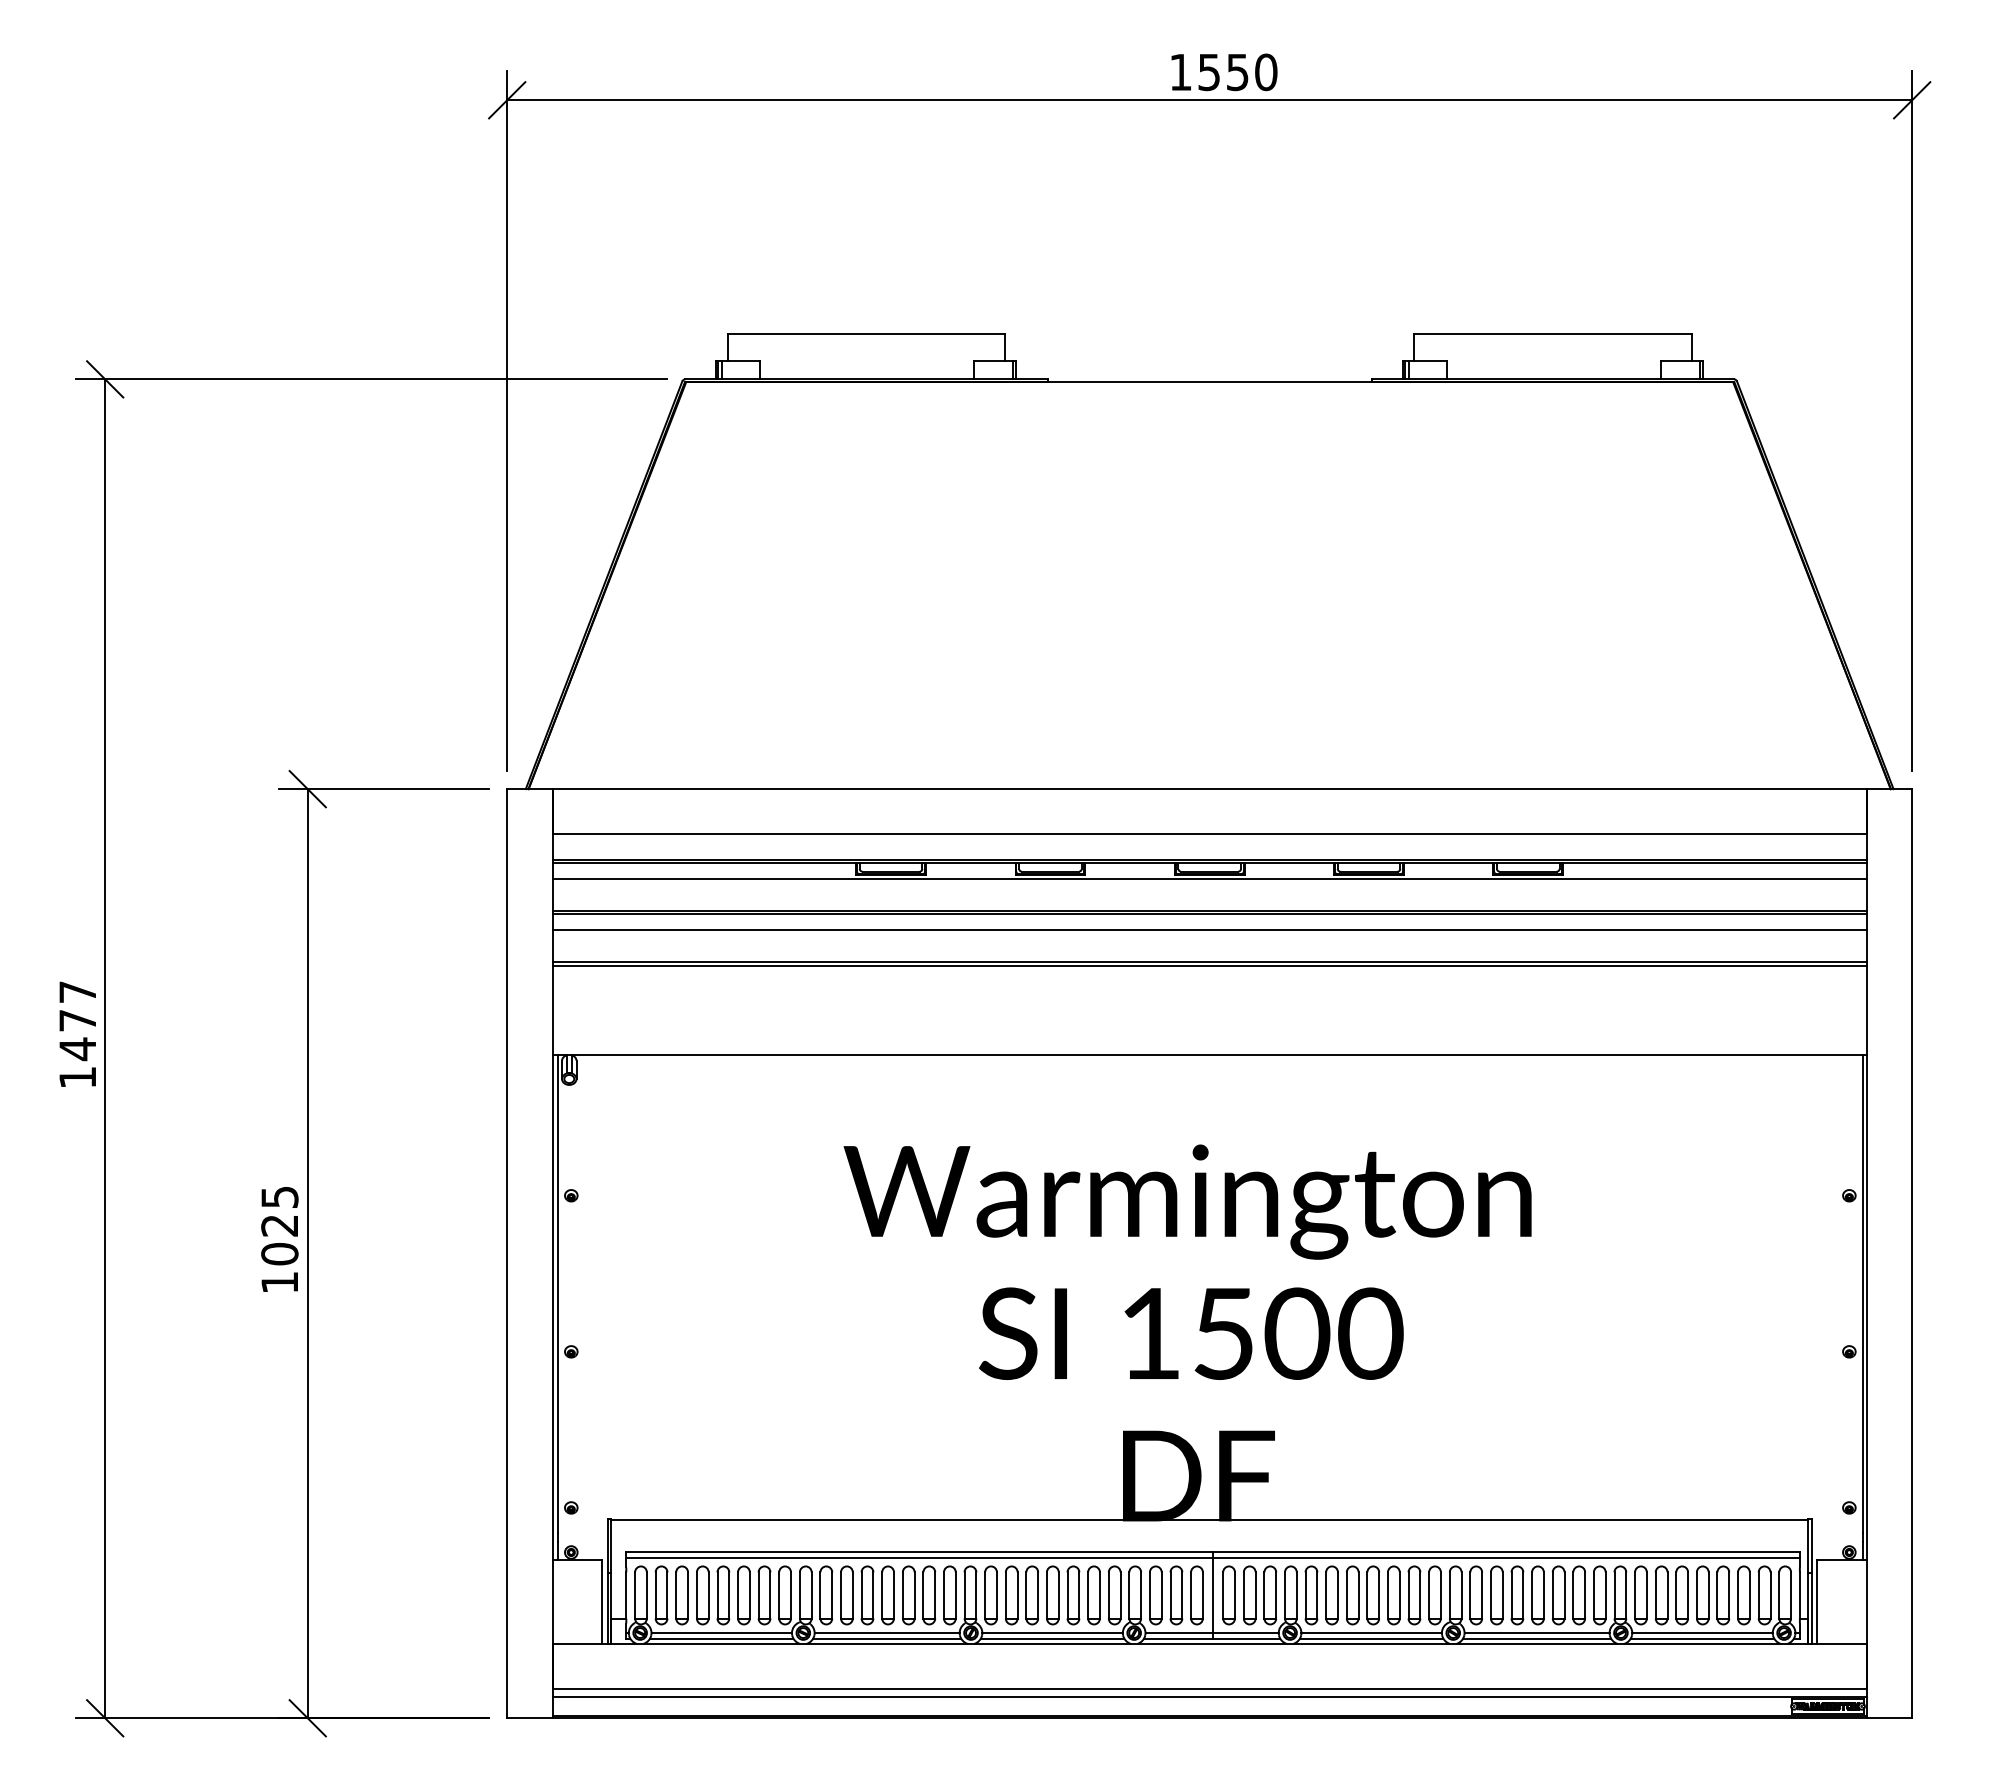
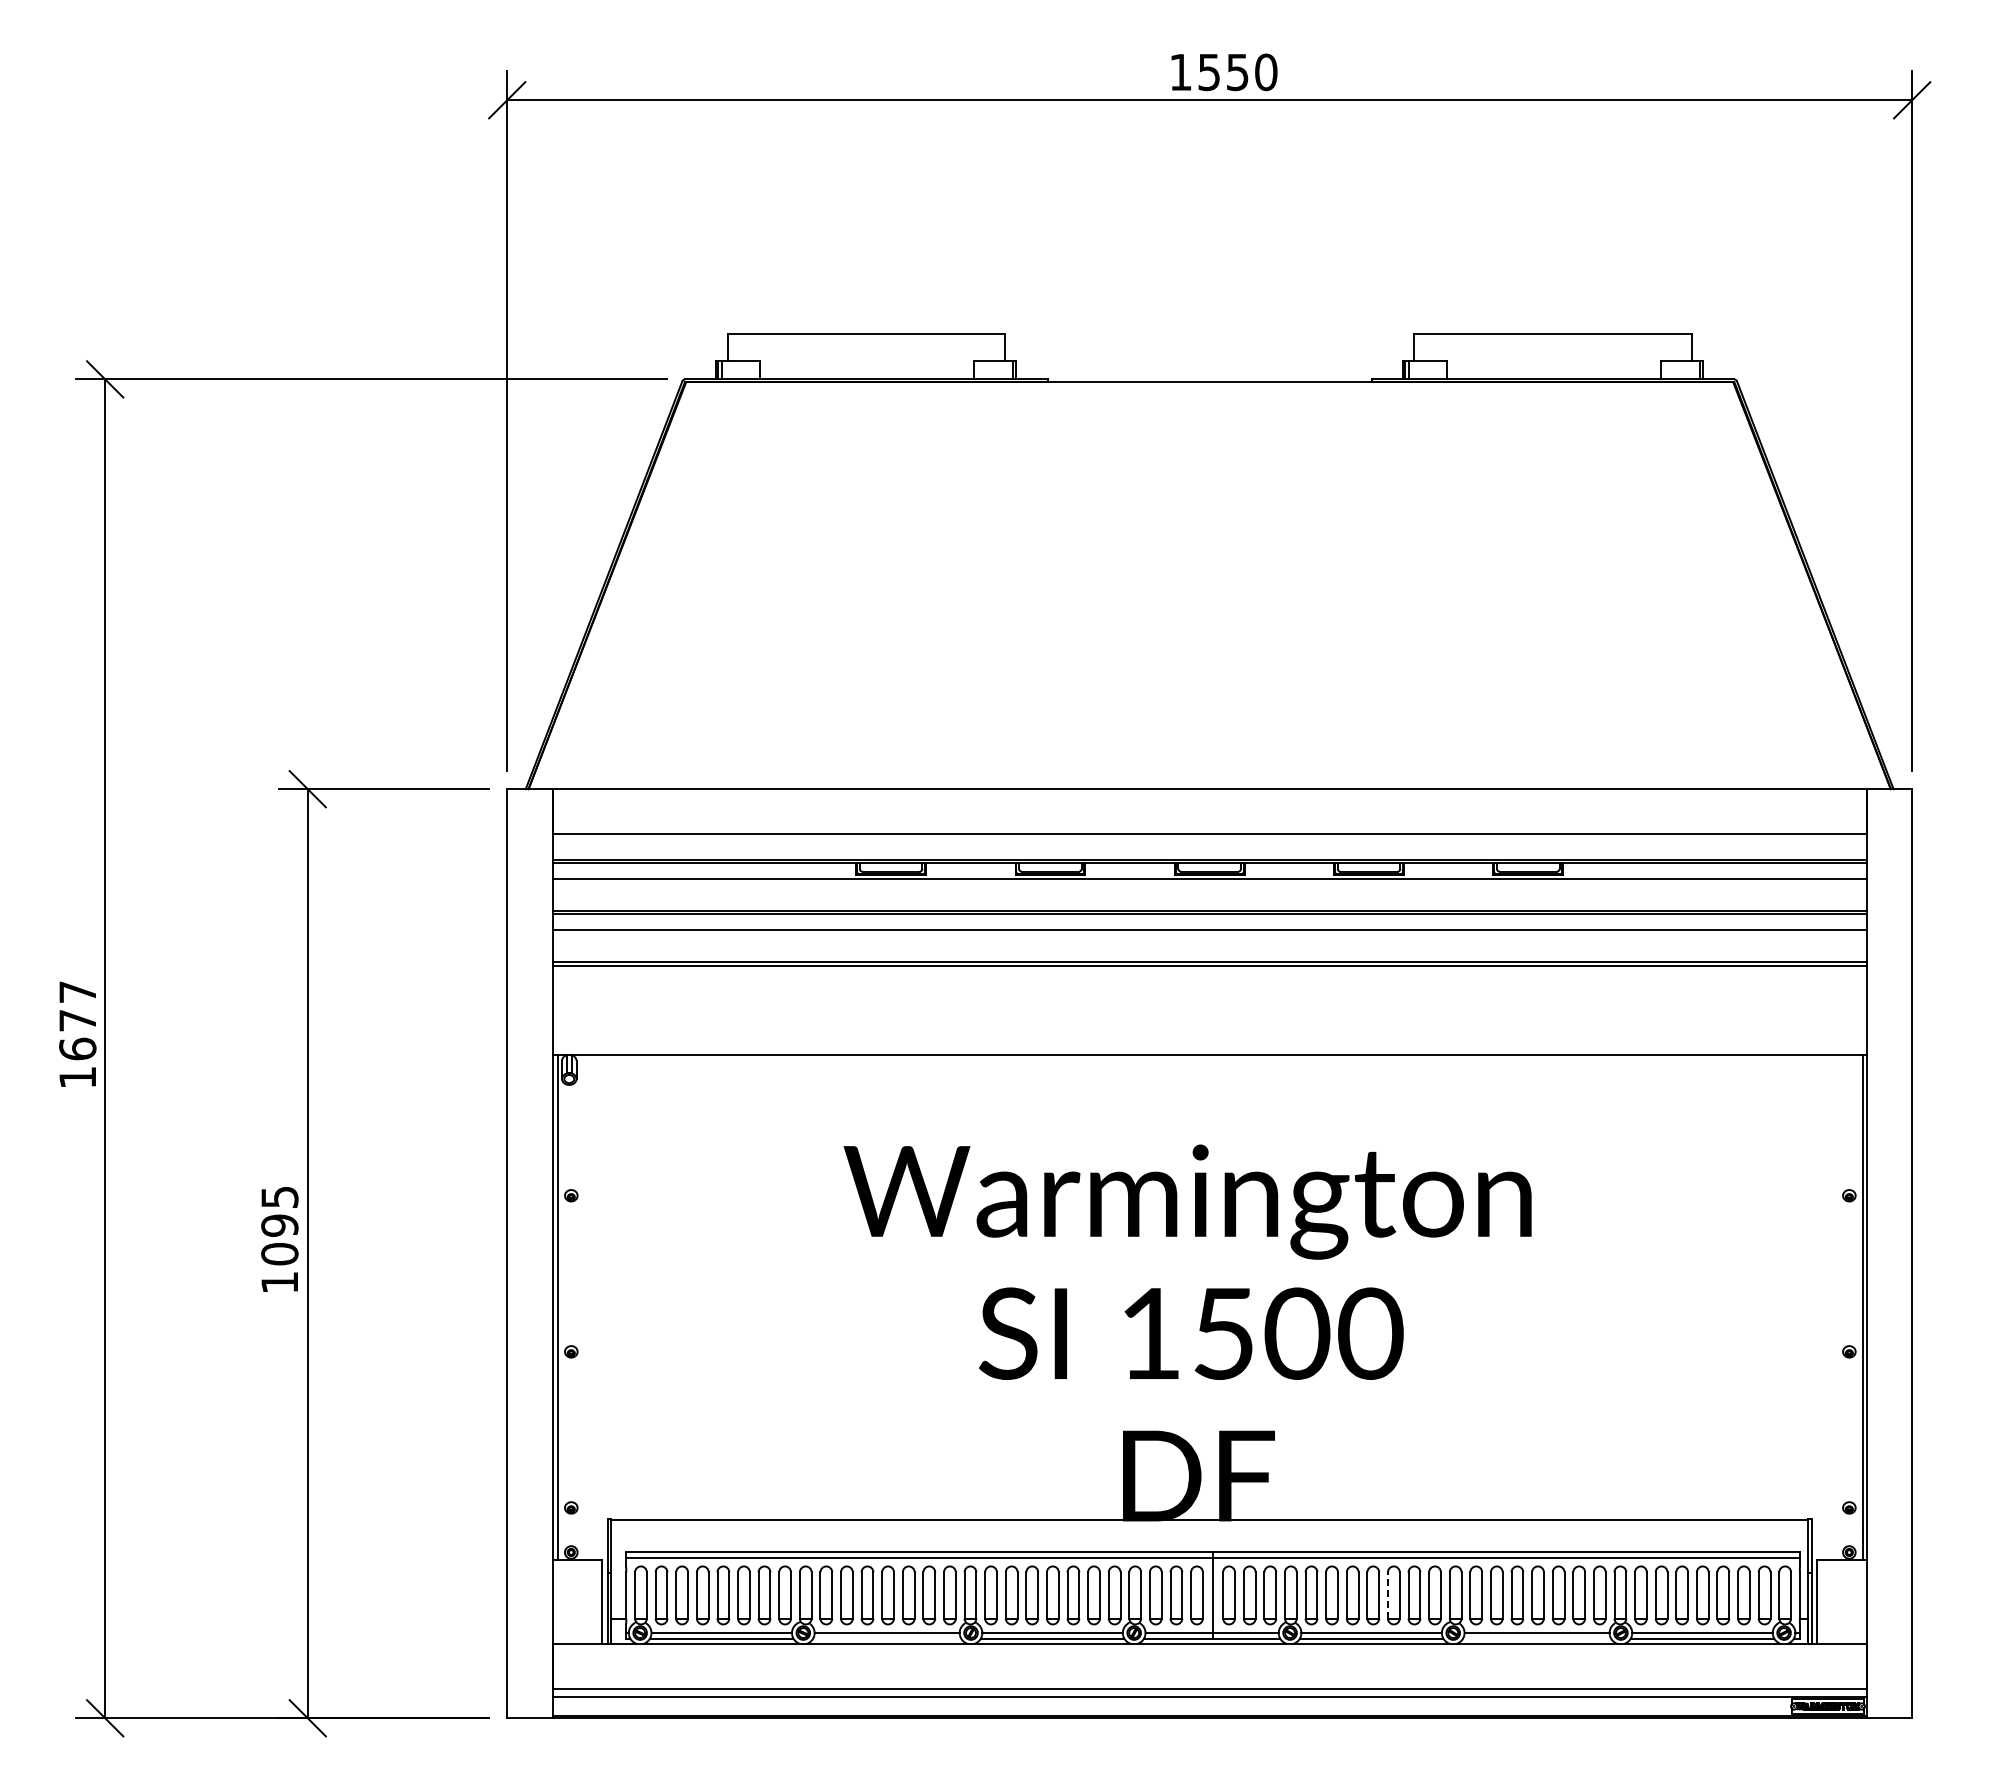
text: 1477 -> 1677 (77, 1049)
text: 1025 -> 1095 (279, 1225)
line: solid -> dashed (1387, 1594)
line: present -> none (887, 1638)
line: present -> none (1537, 1638)
